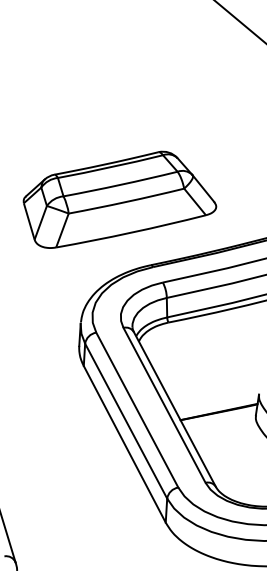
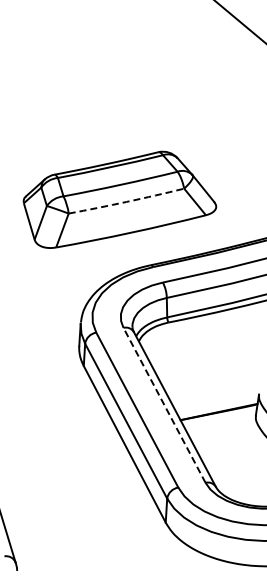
arc: solid -> dashed (126, 201)
line: solid -> dashed (164, 405)
